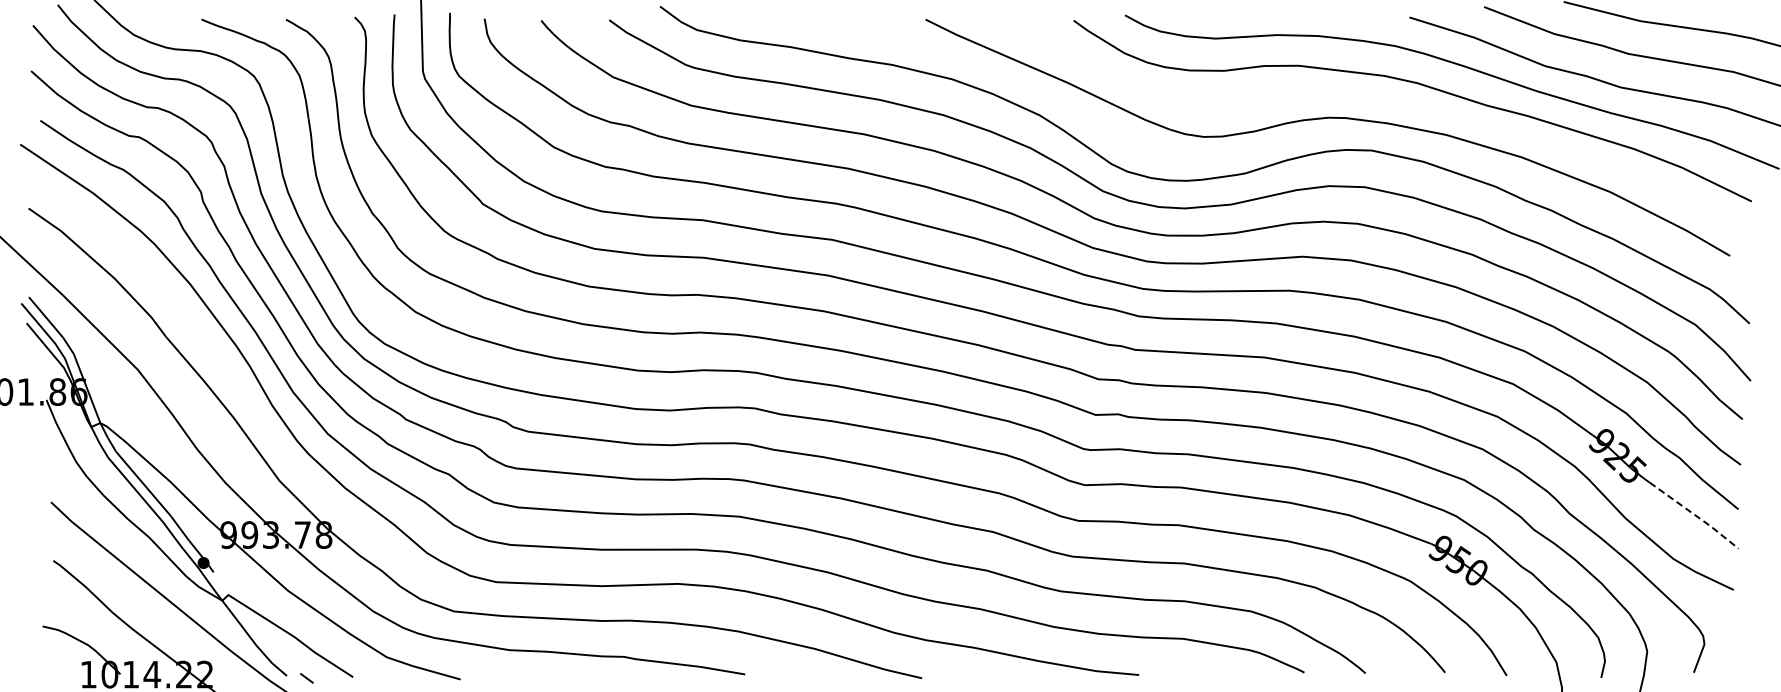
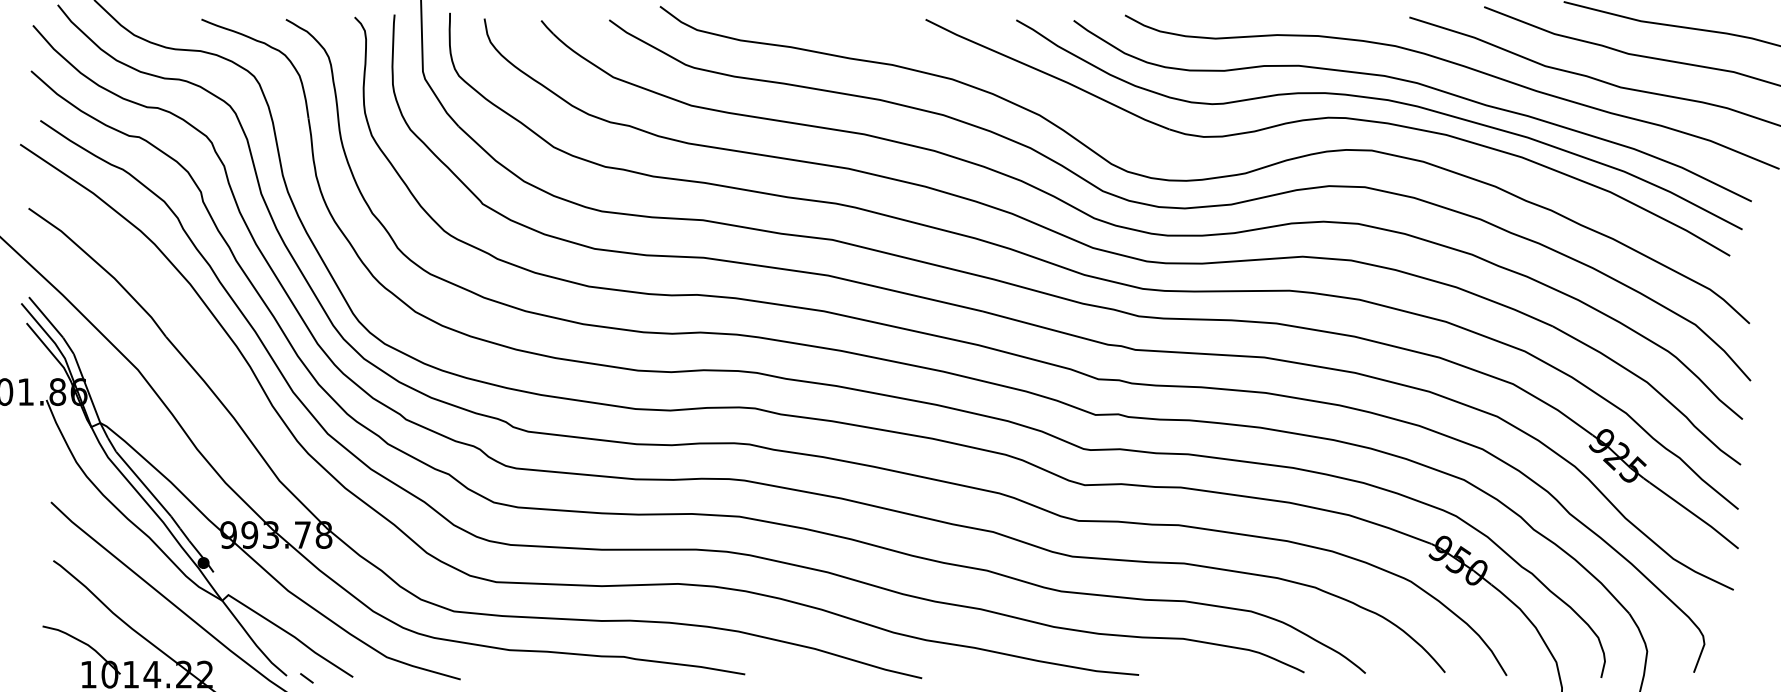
curve: none -> present (1380, 100)
line: dashed -> solid (1695, 515)
